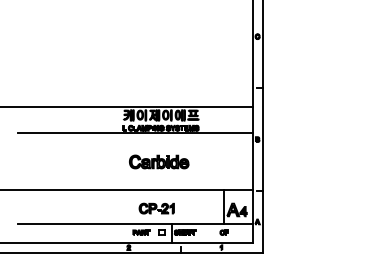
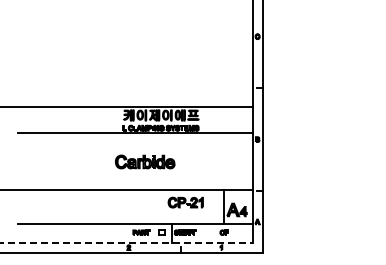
part position: (159, 161) -> (145, 161) (145, 161)
part position: (156, 208) -> (185, 202) (185, 202)
line: solid -> dashed (126, 242)
